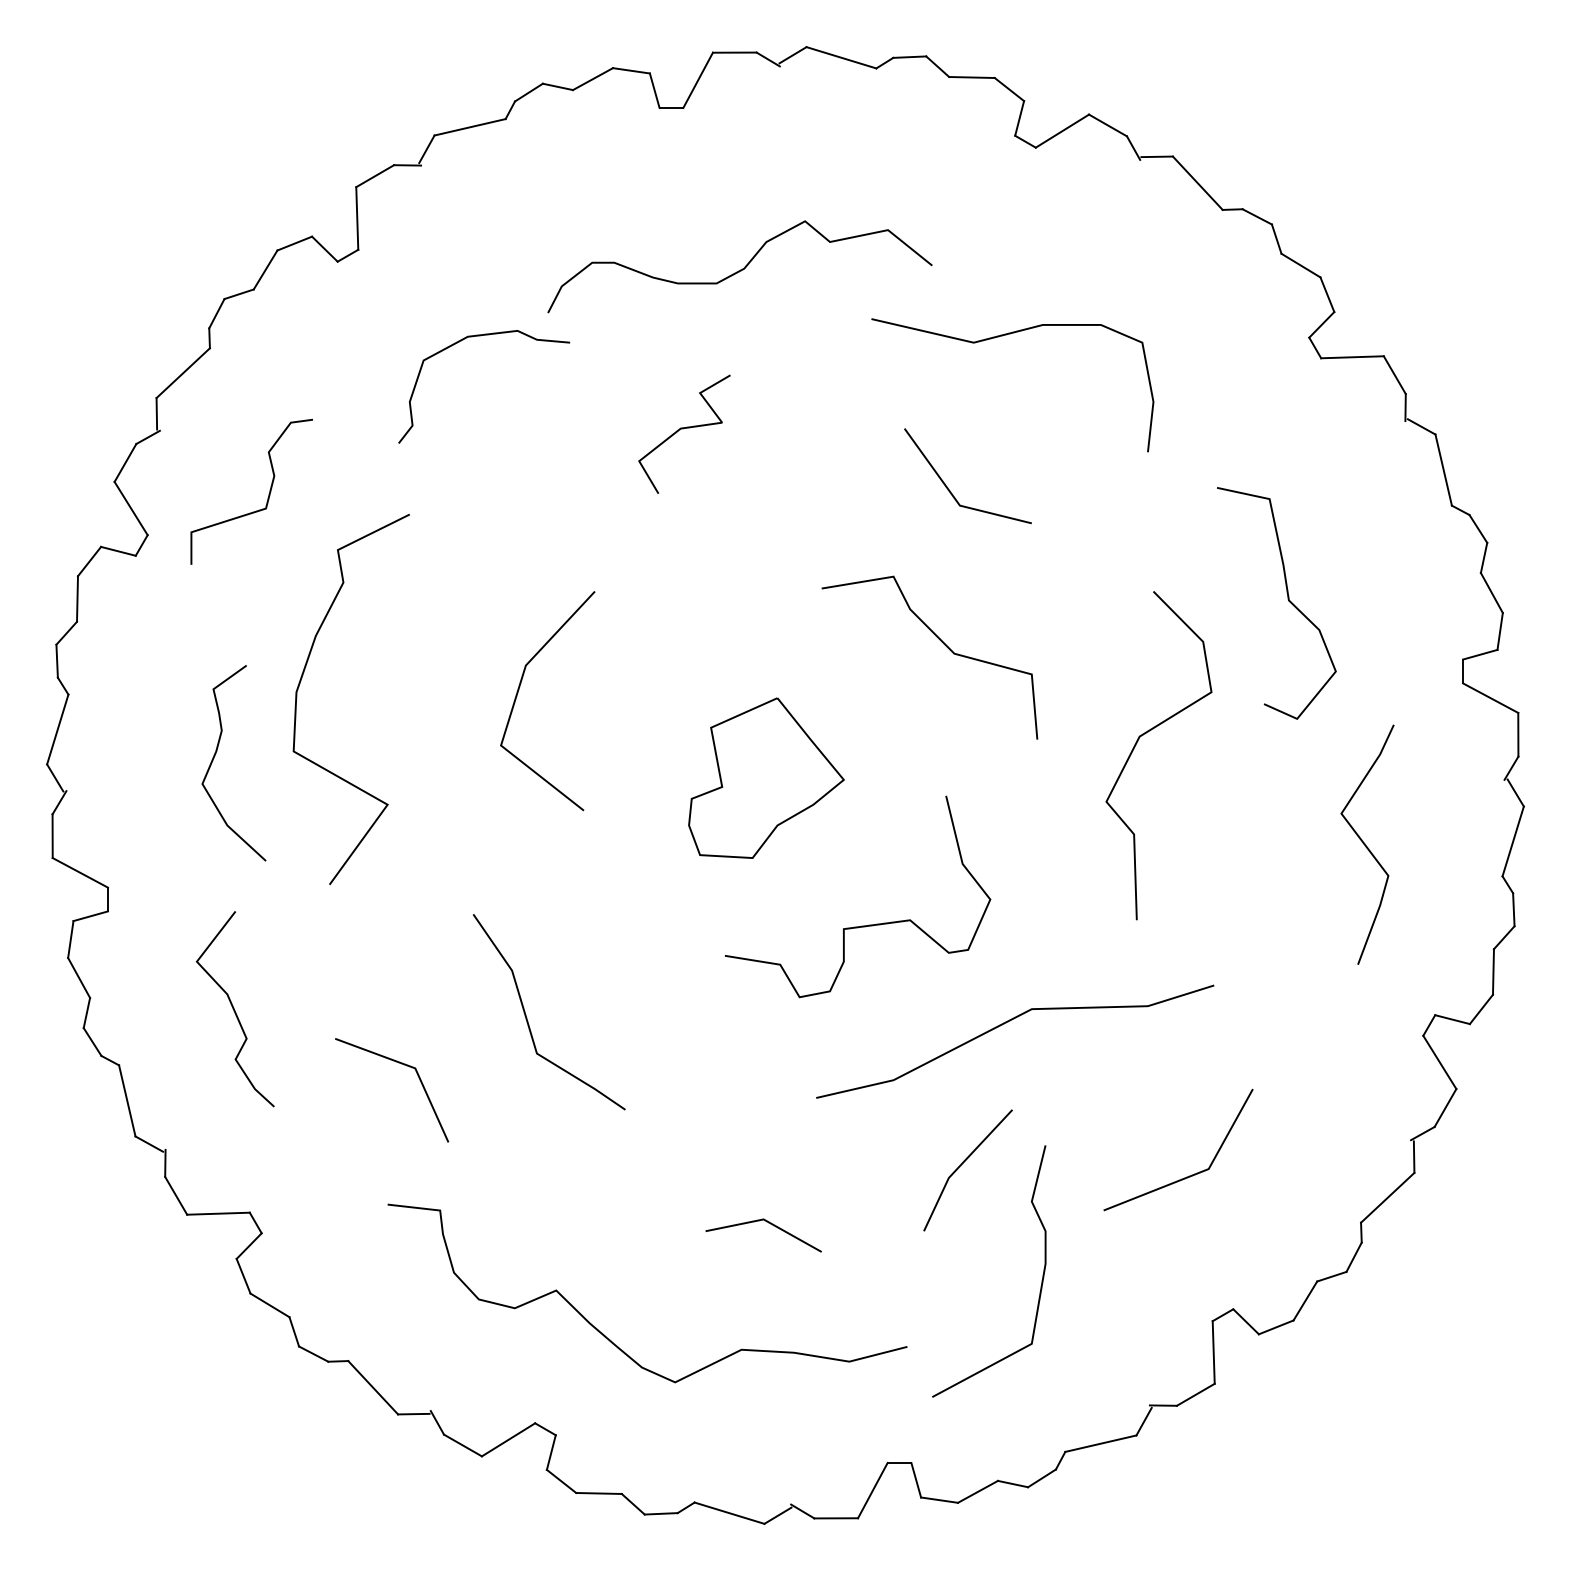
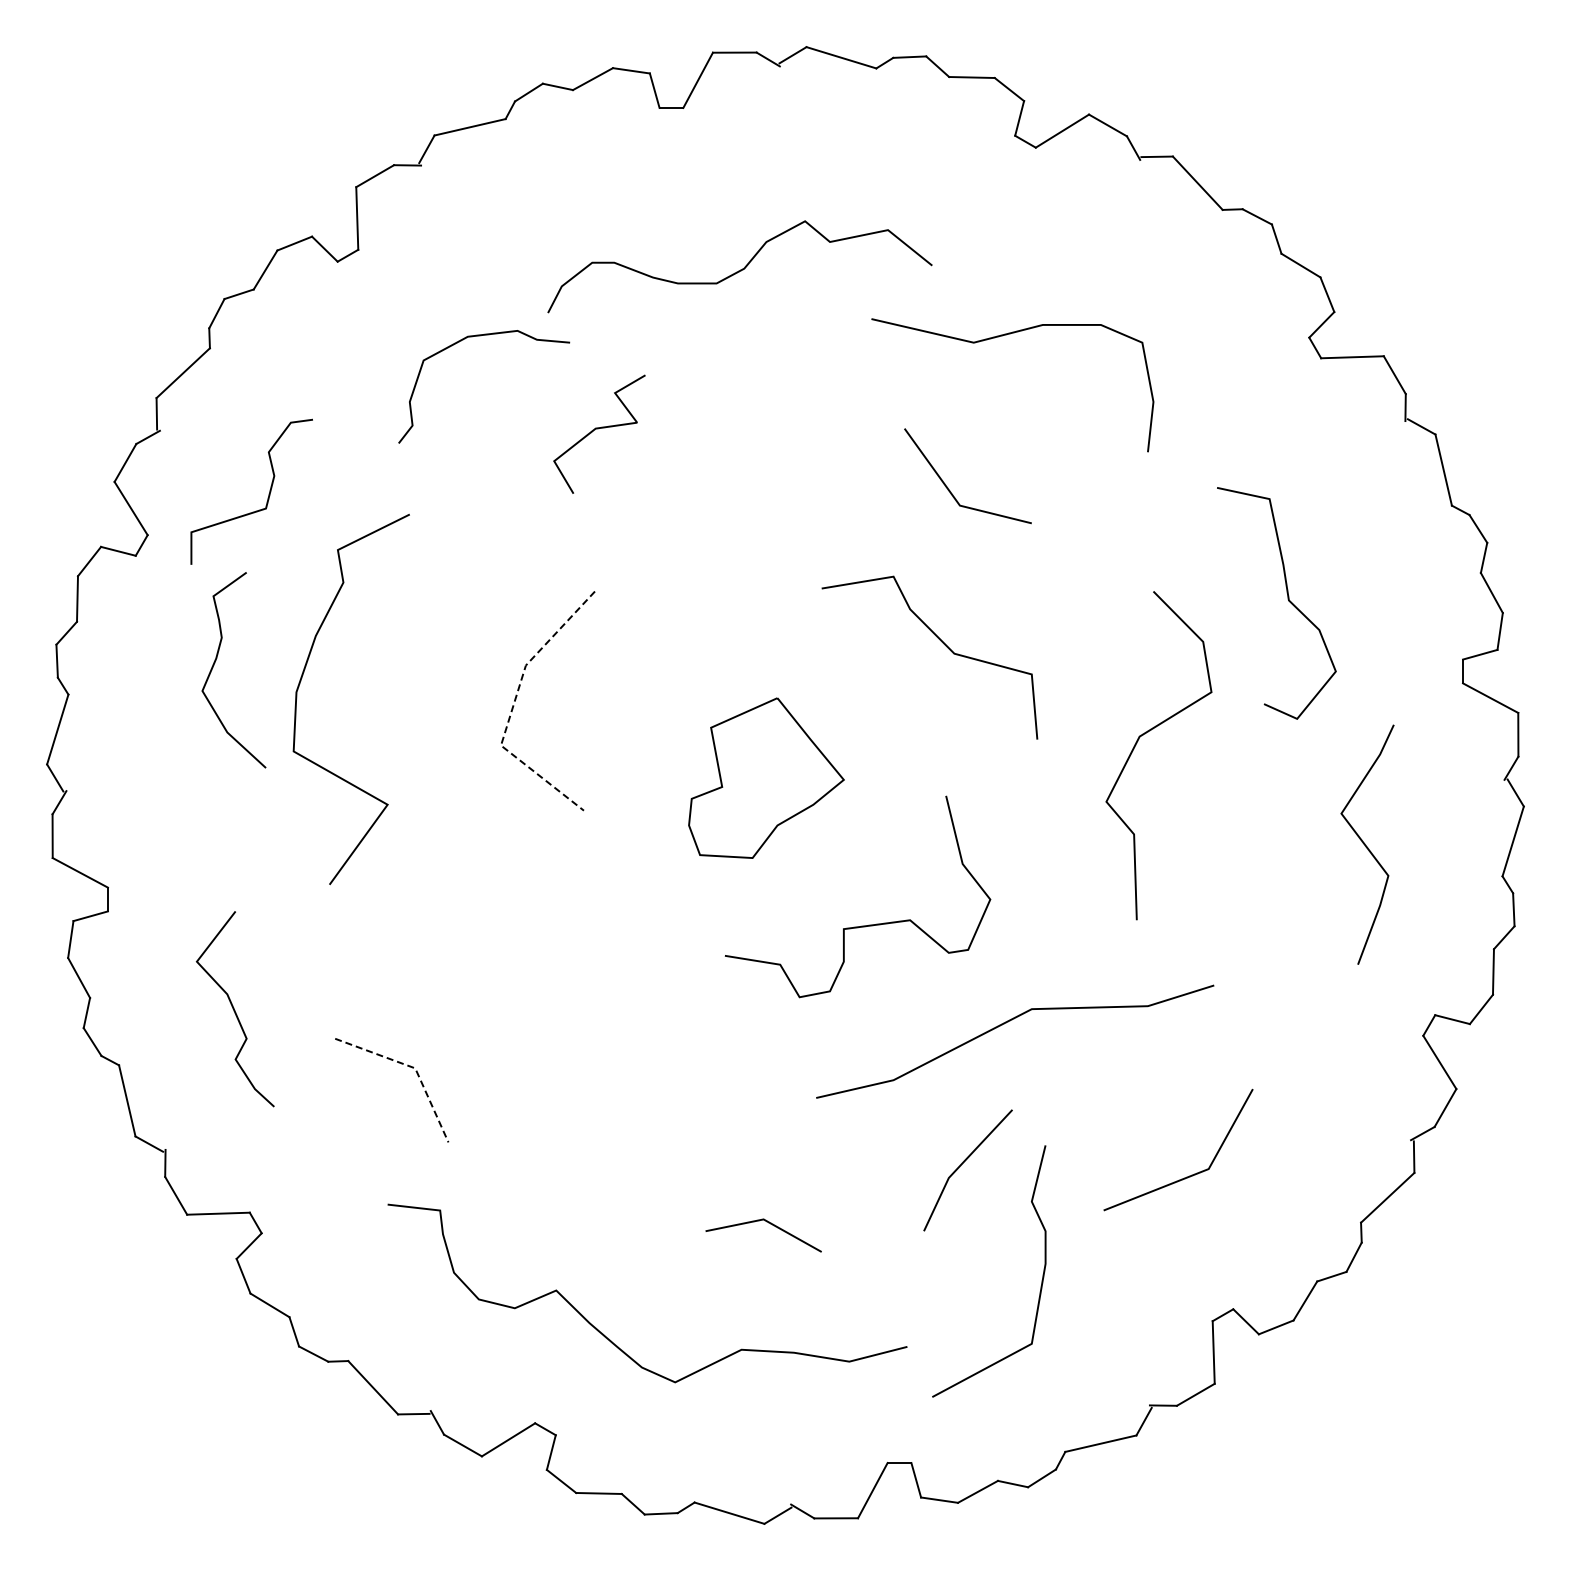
curve position: (683, 429) -> (598, 429) (598, 429)
line: solid -> dashed (512, 707)
curve position: (215, 756) -> (215, 663) (215, 663)
line: present -> none (527, 1017)
line: solid -> dashed (414, 1068)
